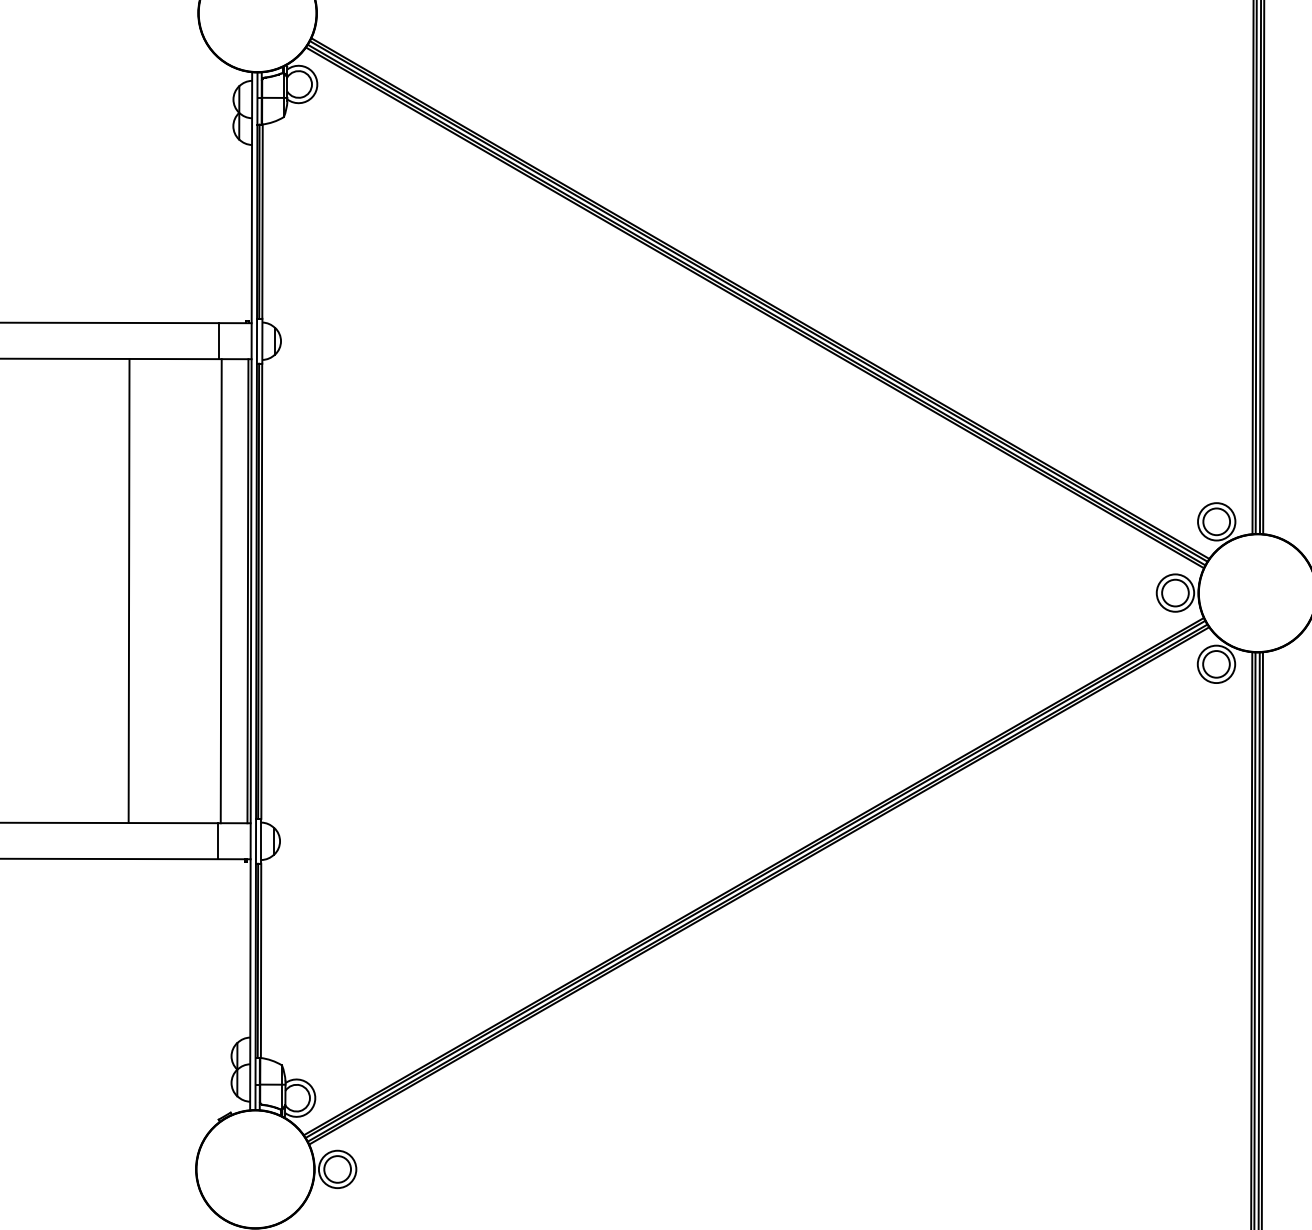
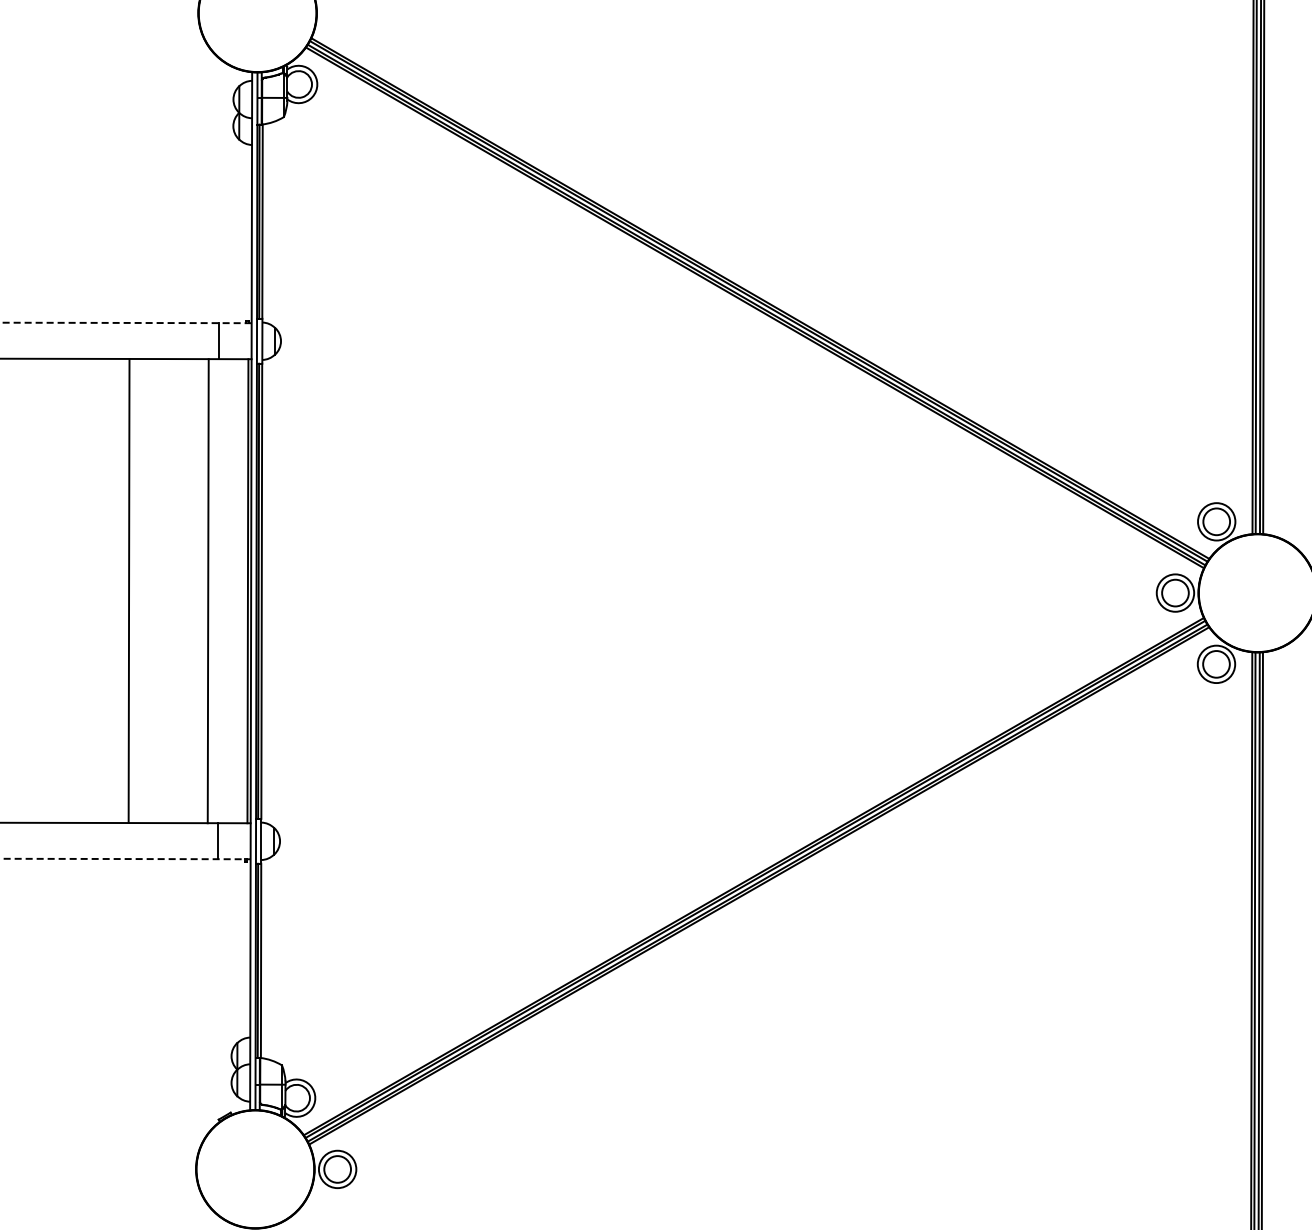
line: solid -> dashed (125, 322)
line position: (220, 591) -> (207, 591) (207, 591)
line: solid -> dashed (125, 859)
